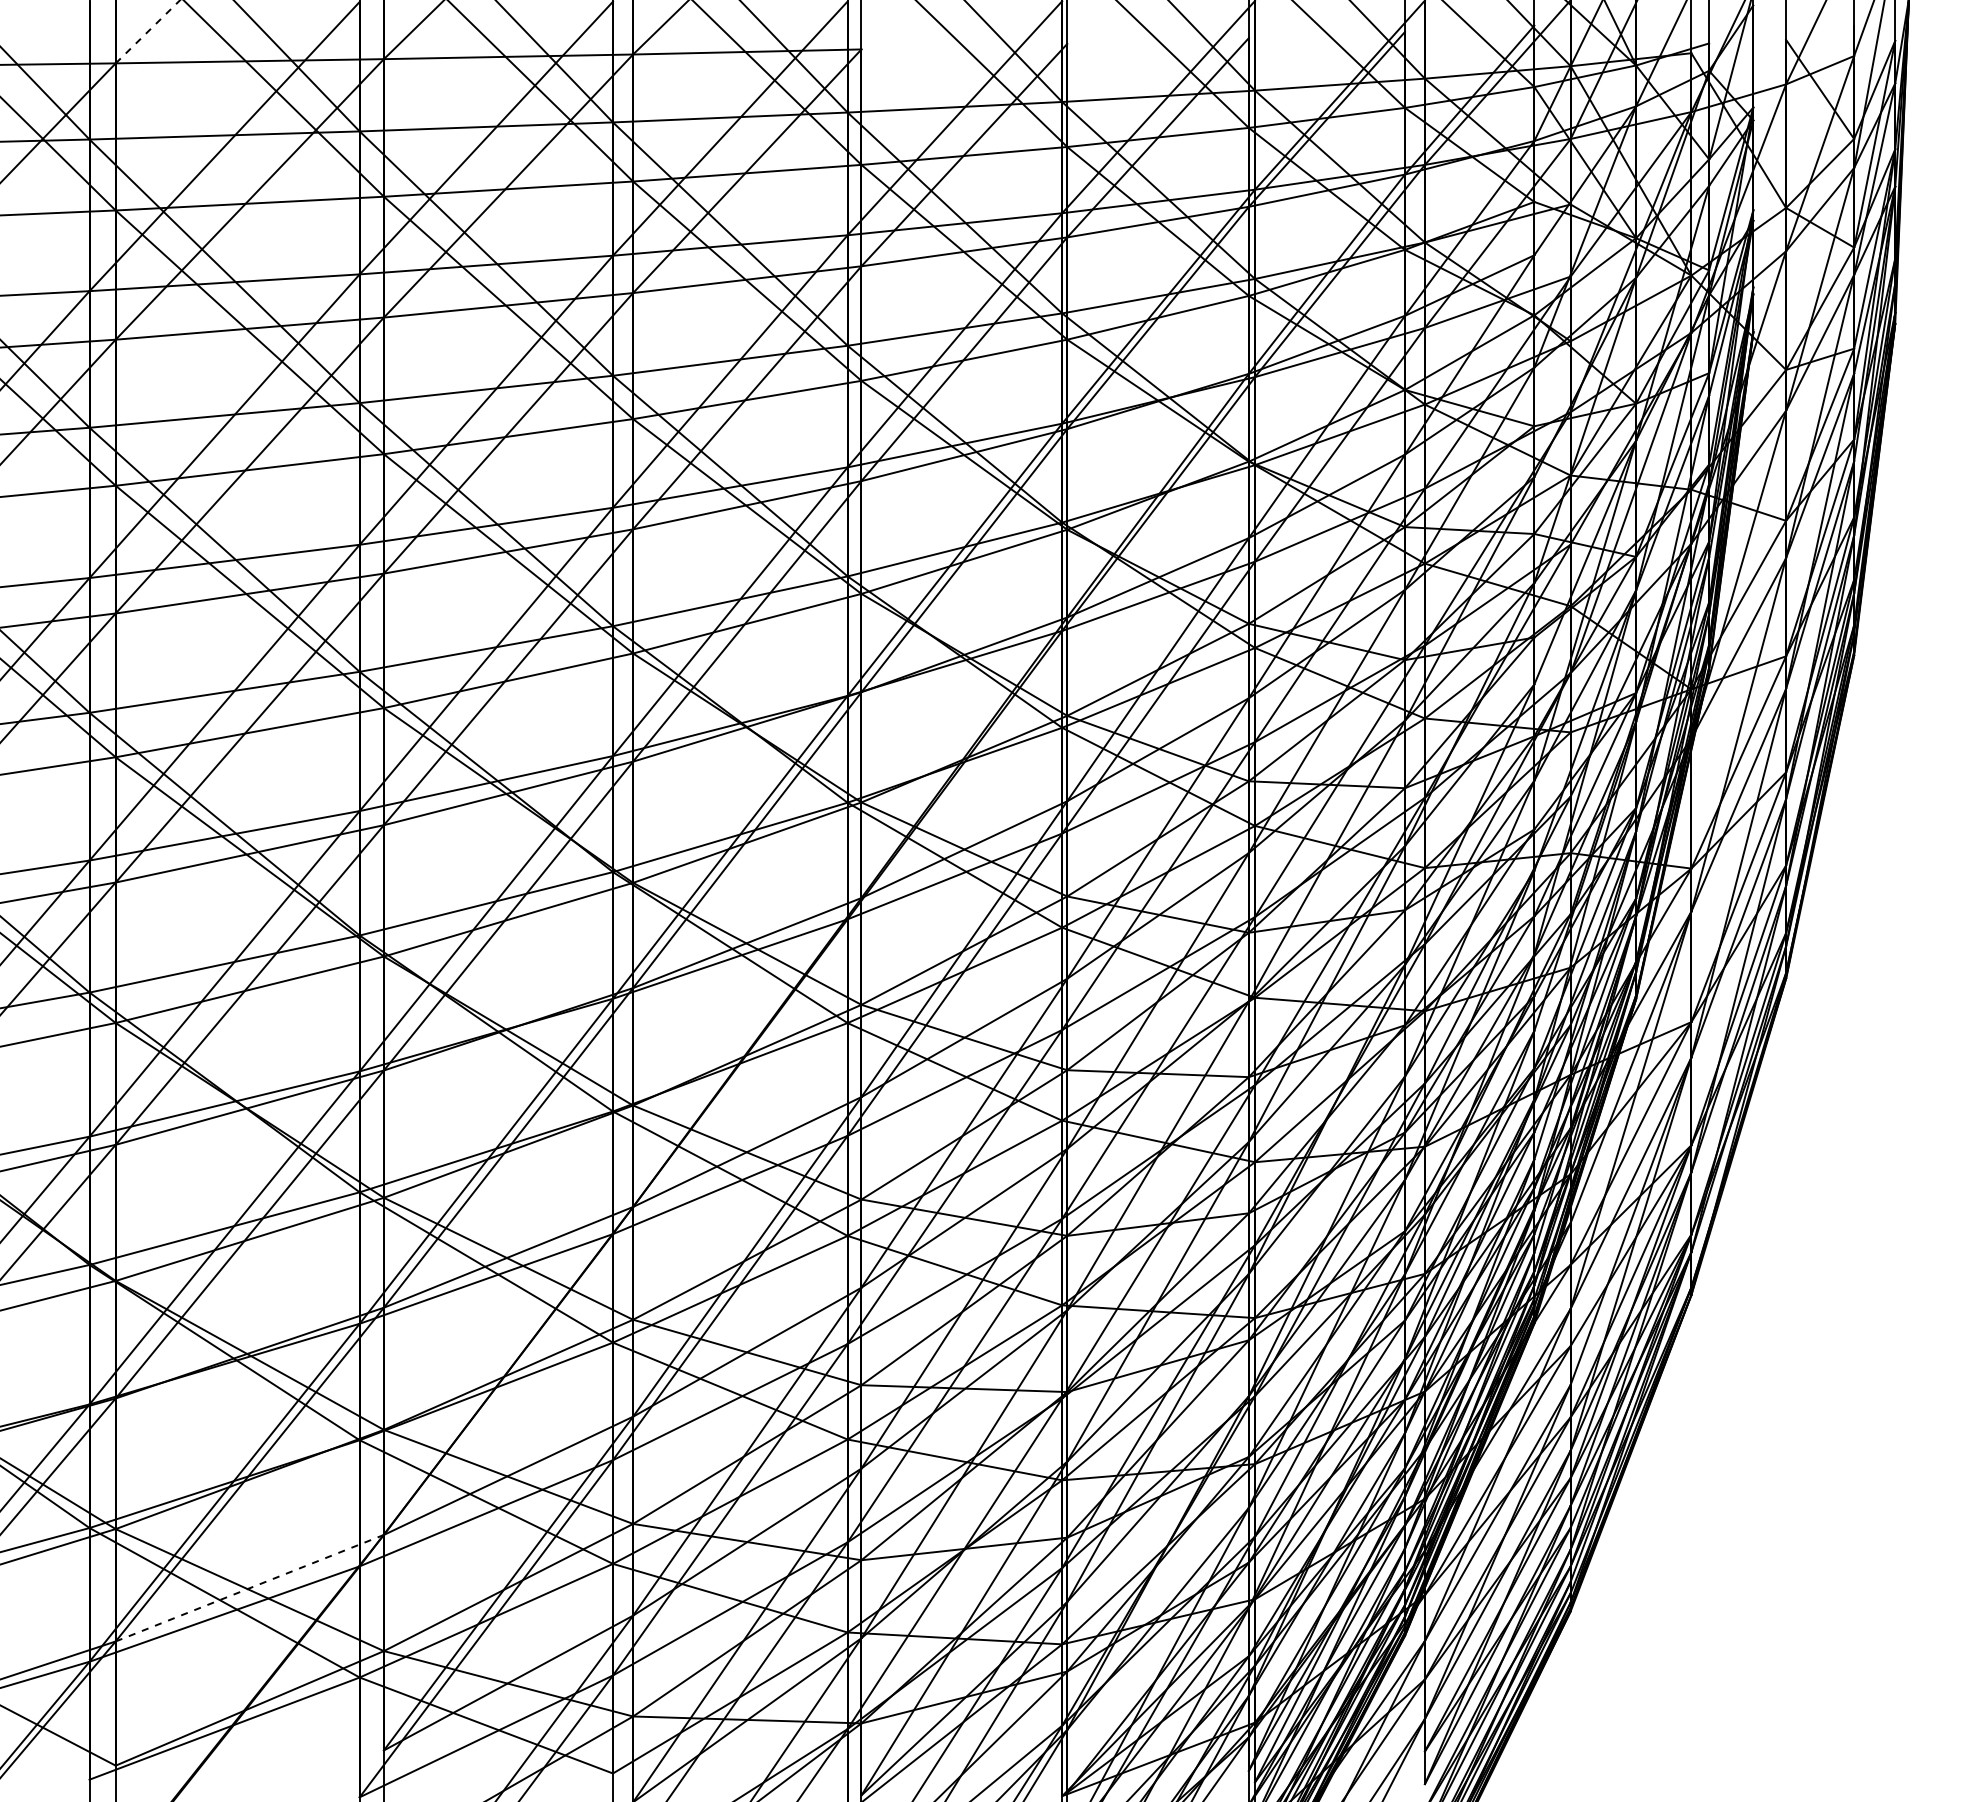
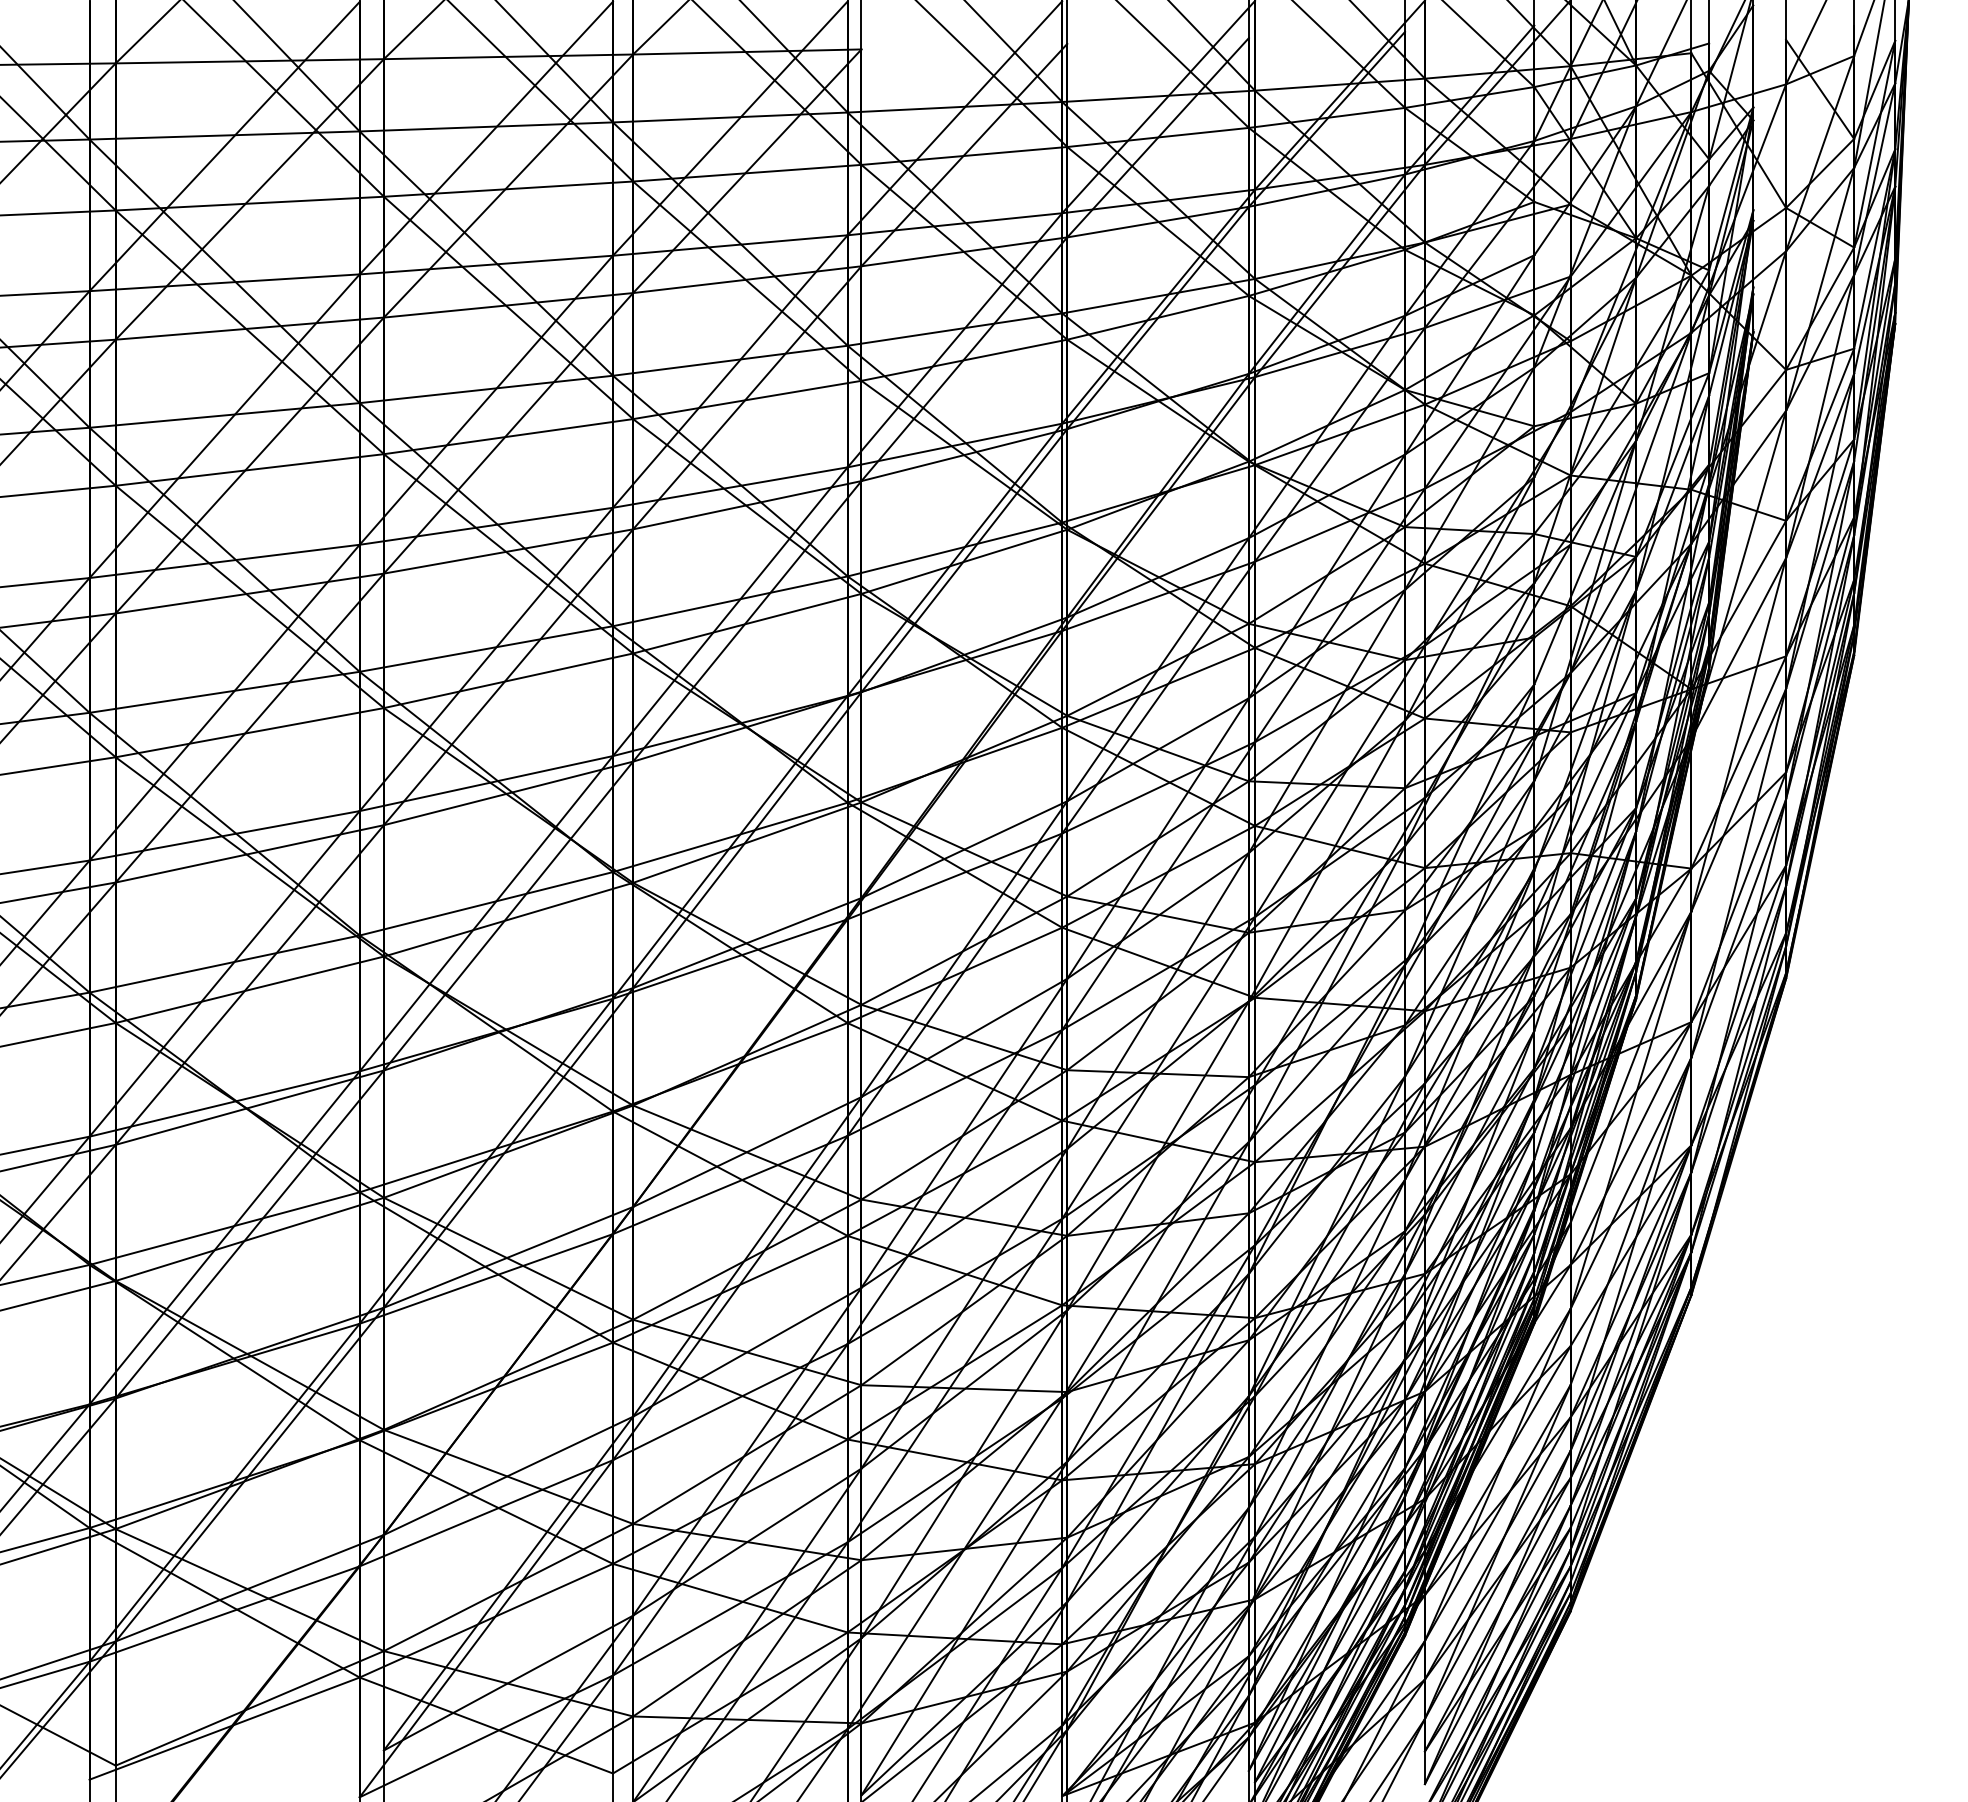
line: dashed -> solid (147, 31)
line: dashed -> solid (250, 1588)
